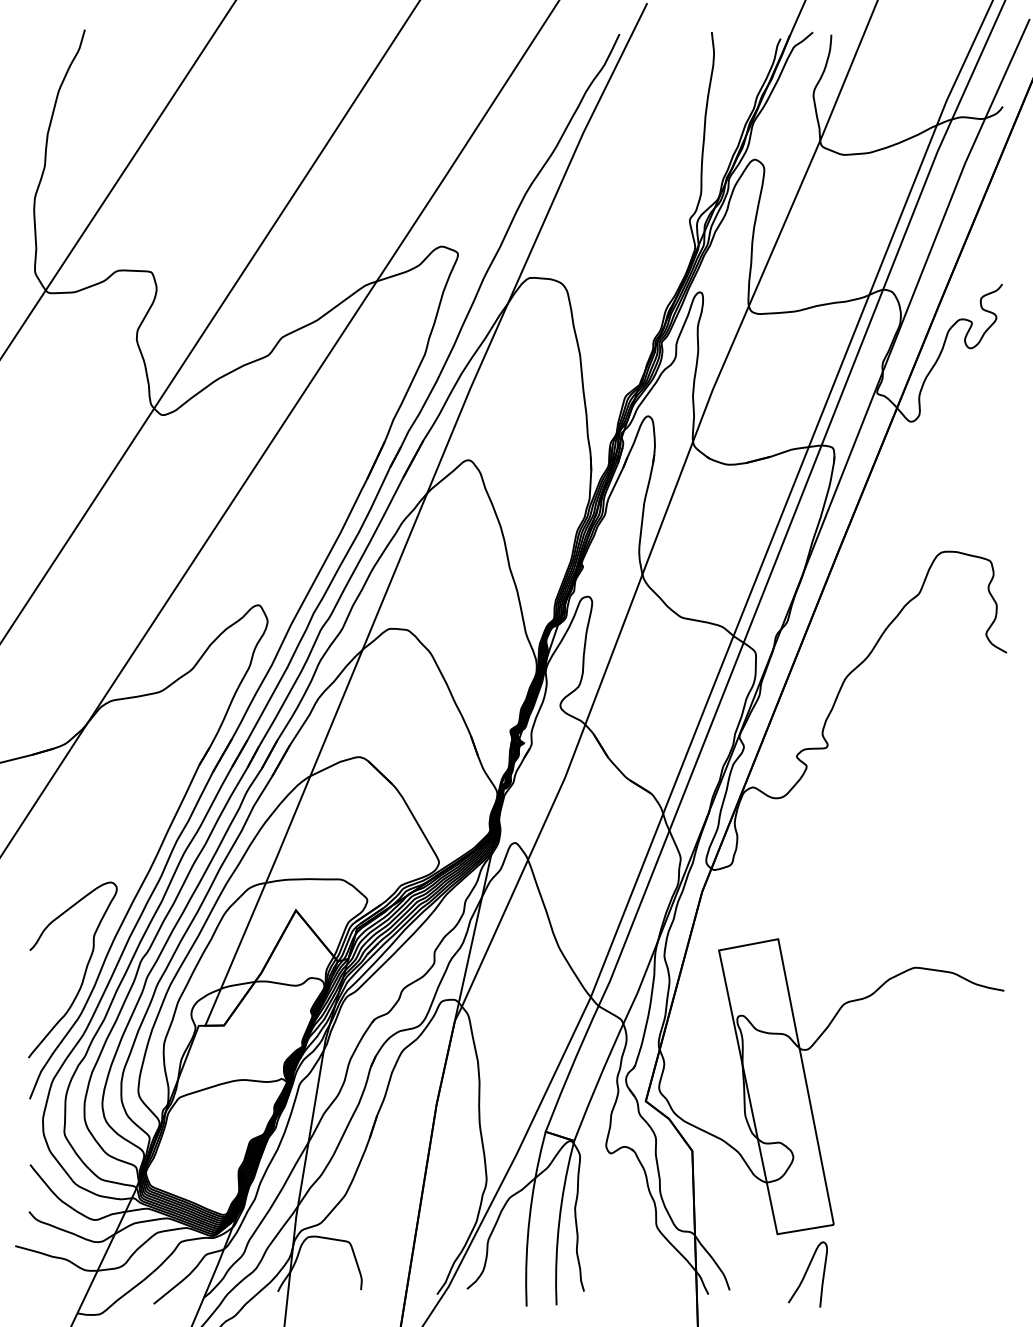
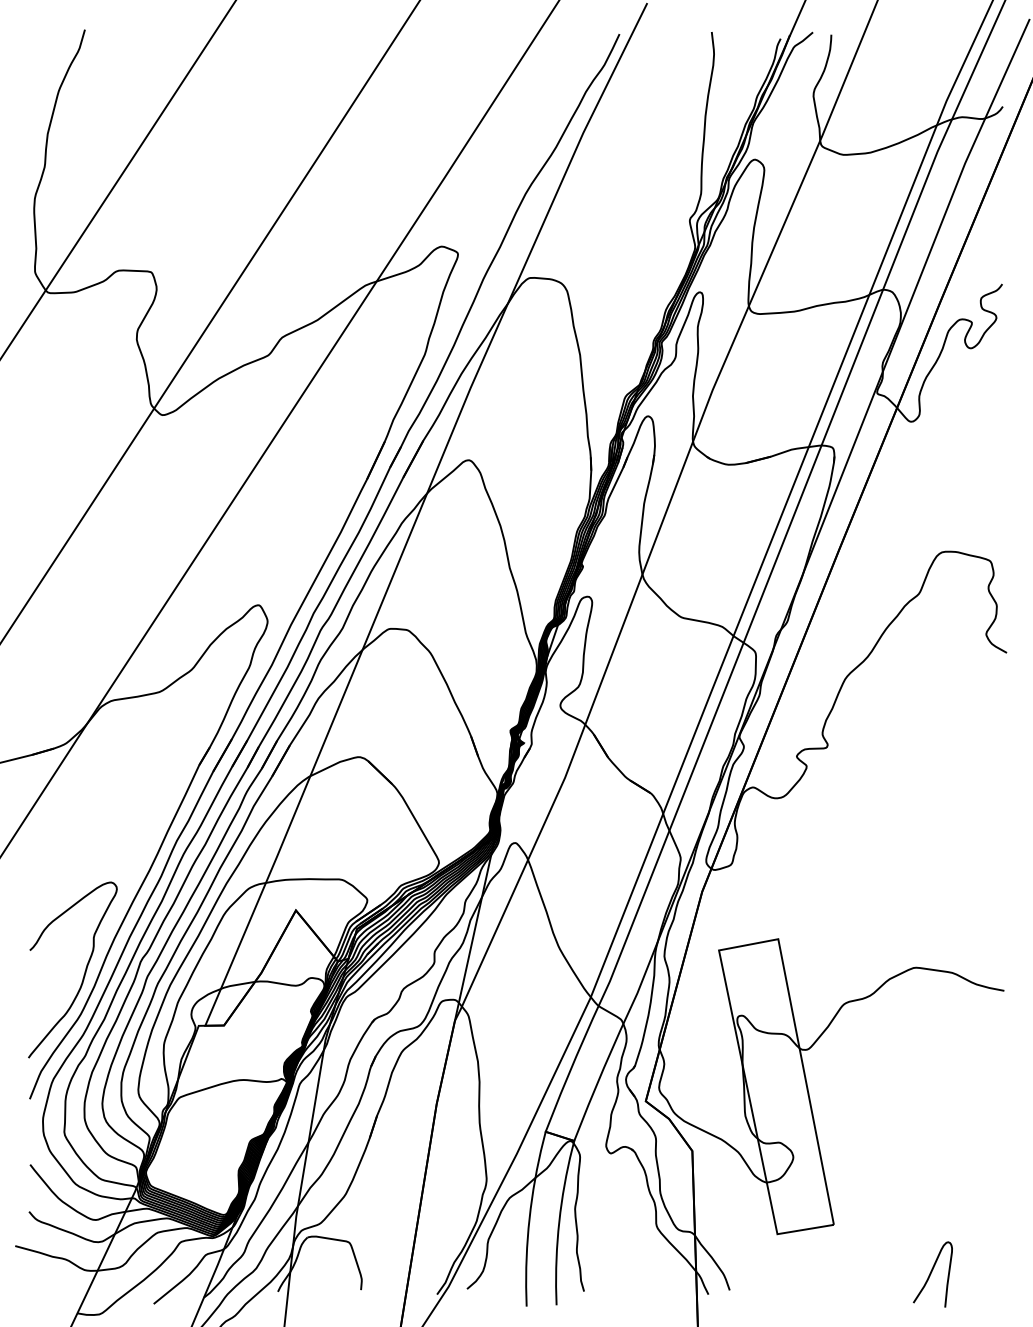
curve position: (806, 1274) -> (931, 1274) (931, 1274)
